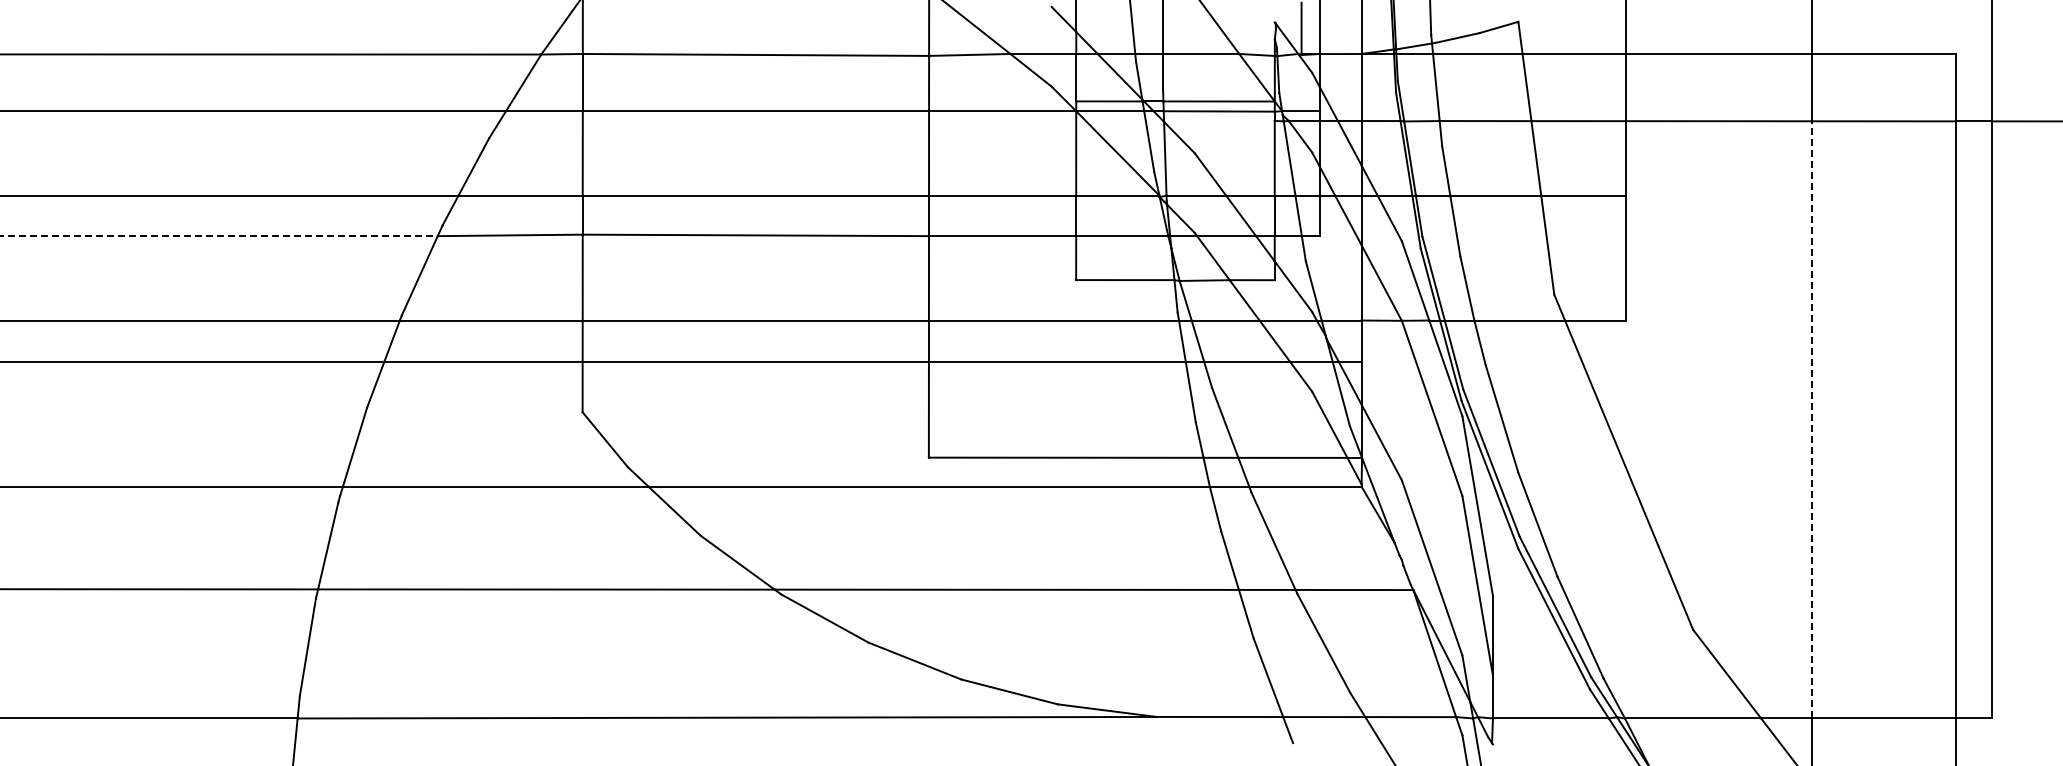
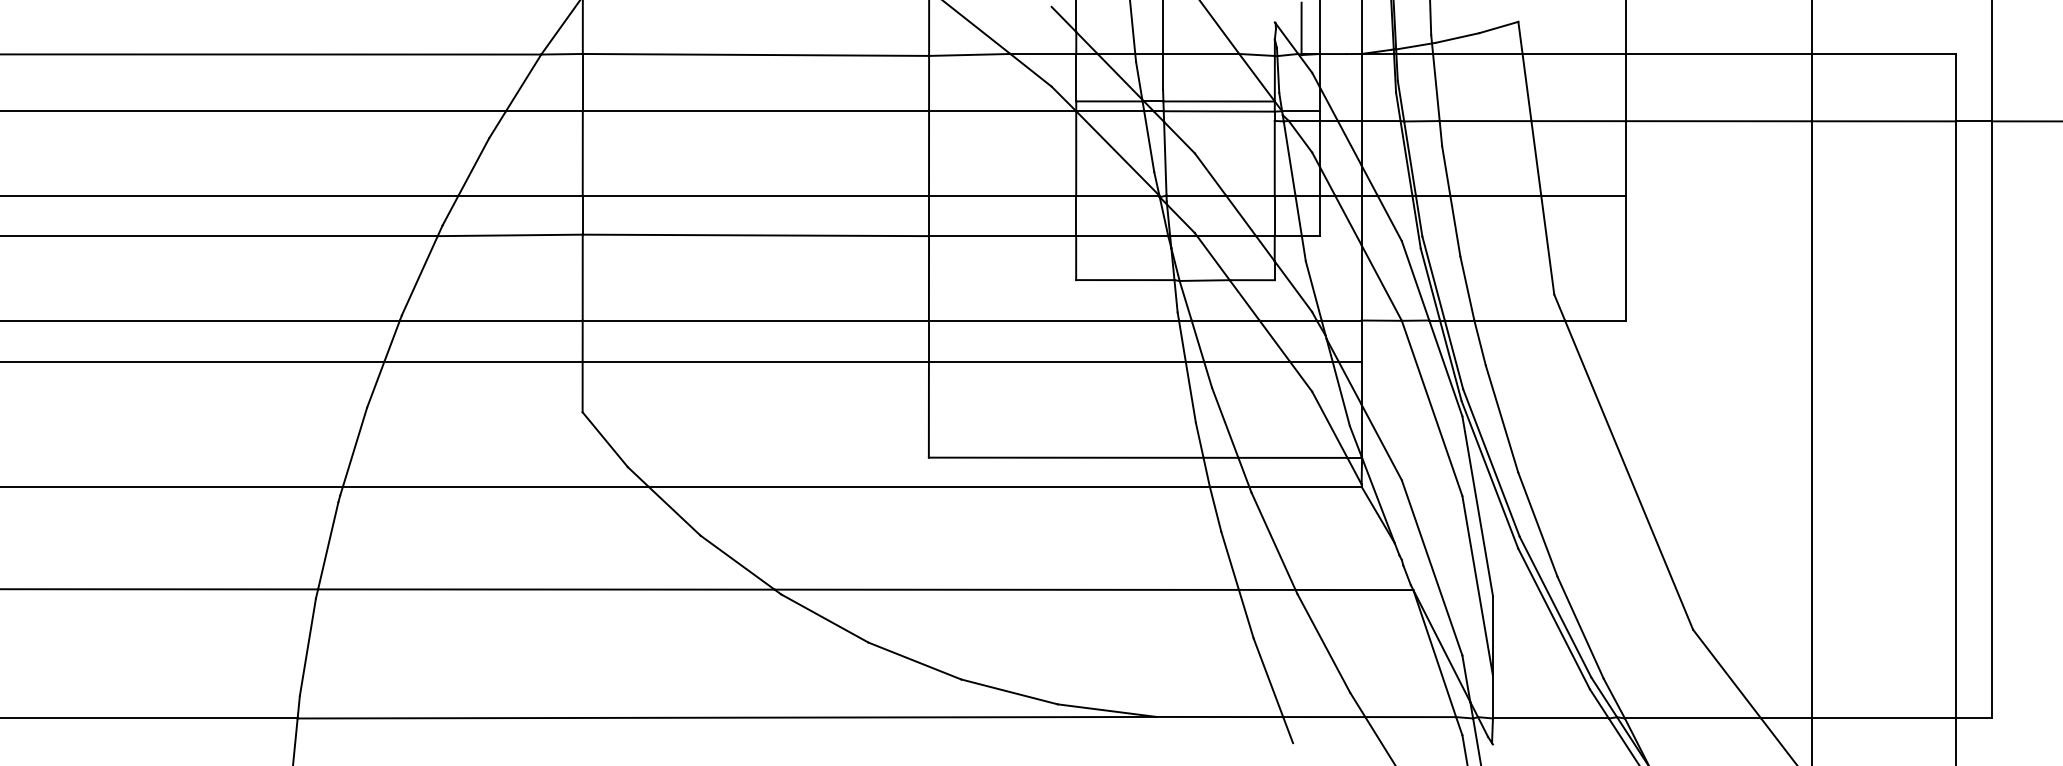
line: dashed -> solid (219, 236)
line: dashed -> solid (1811, 419)
